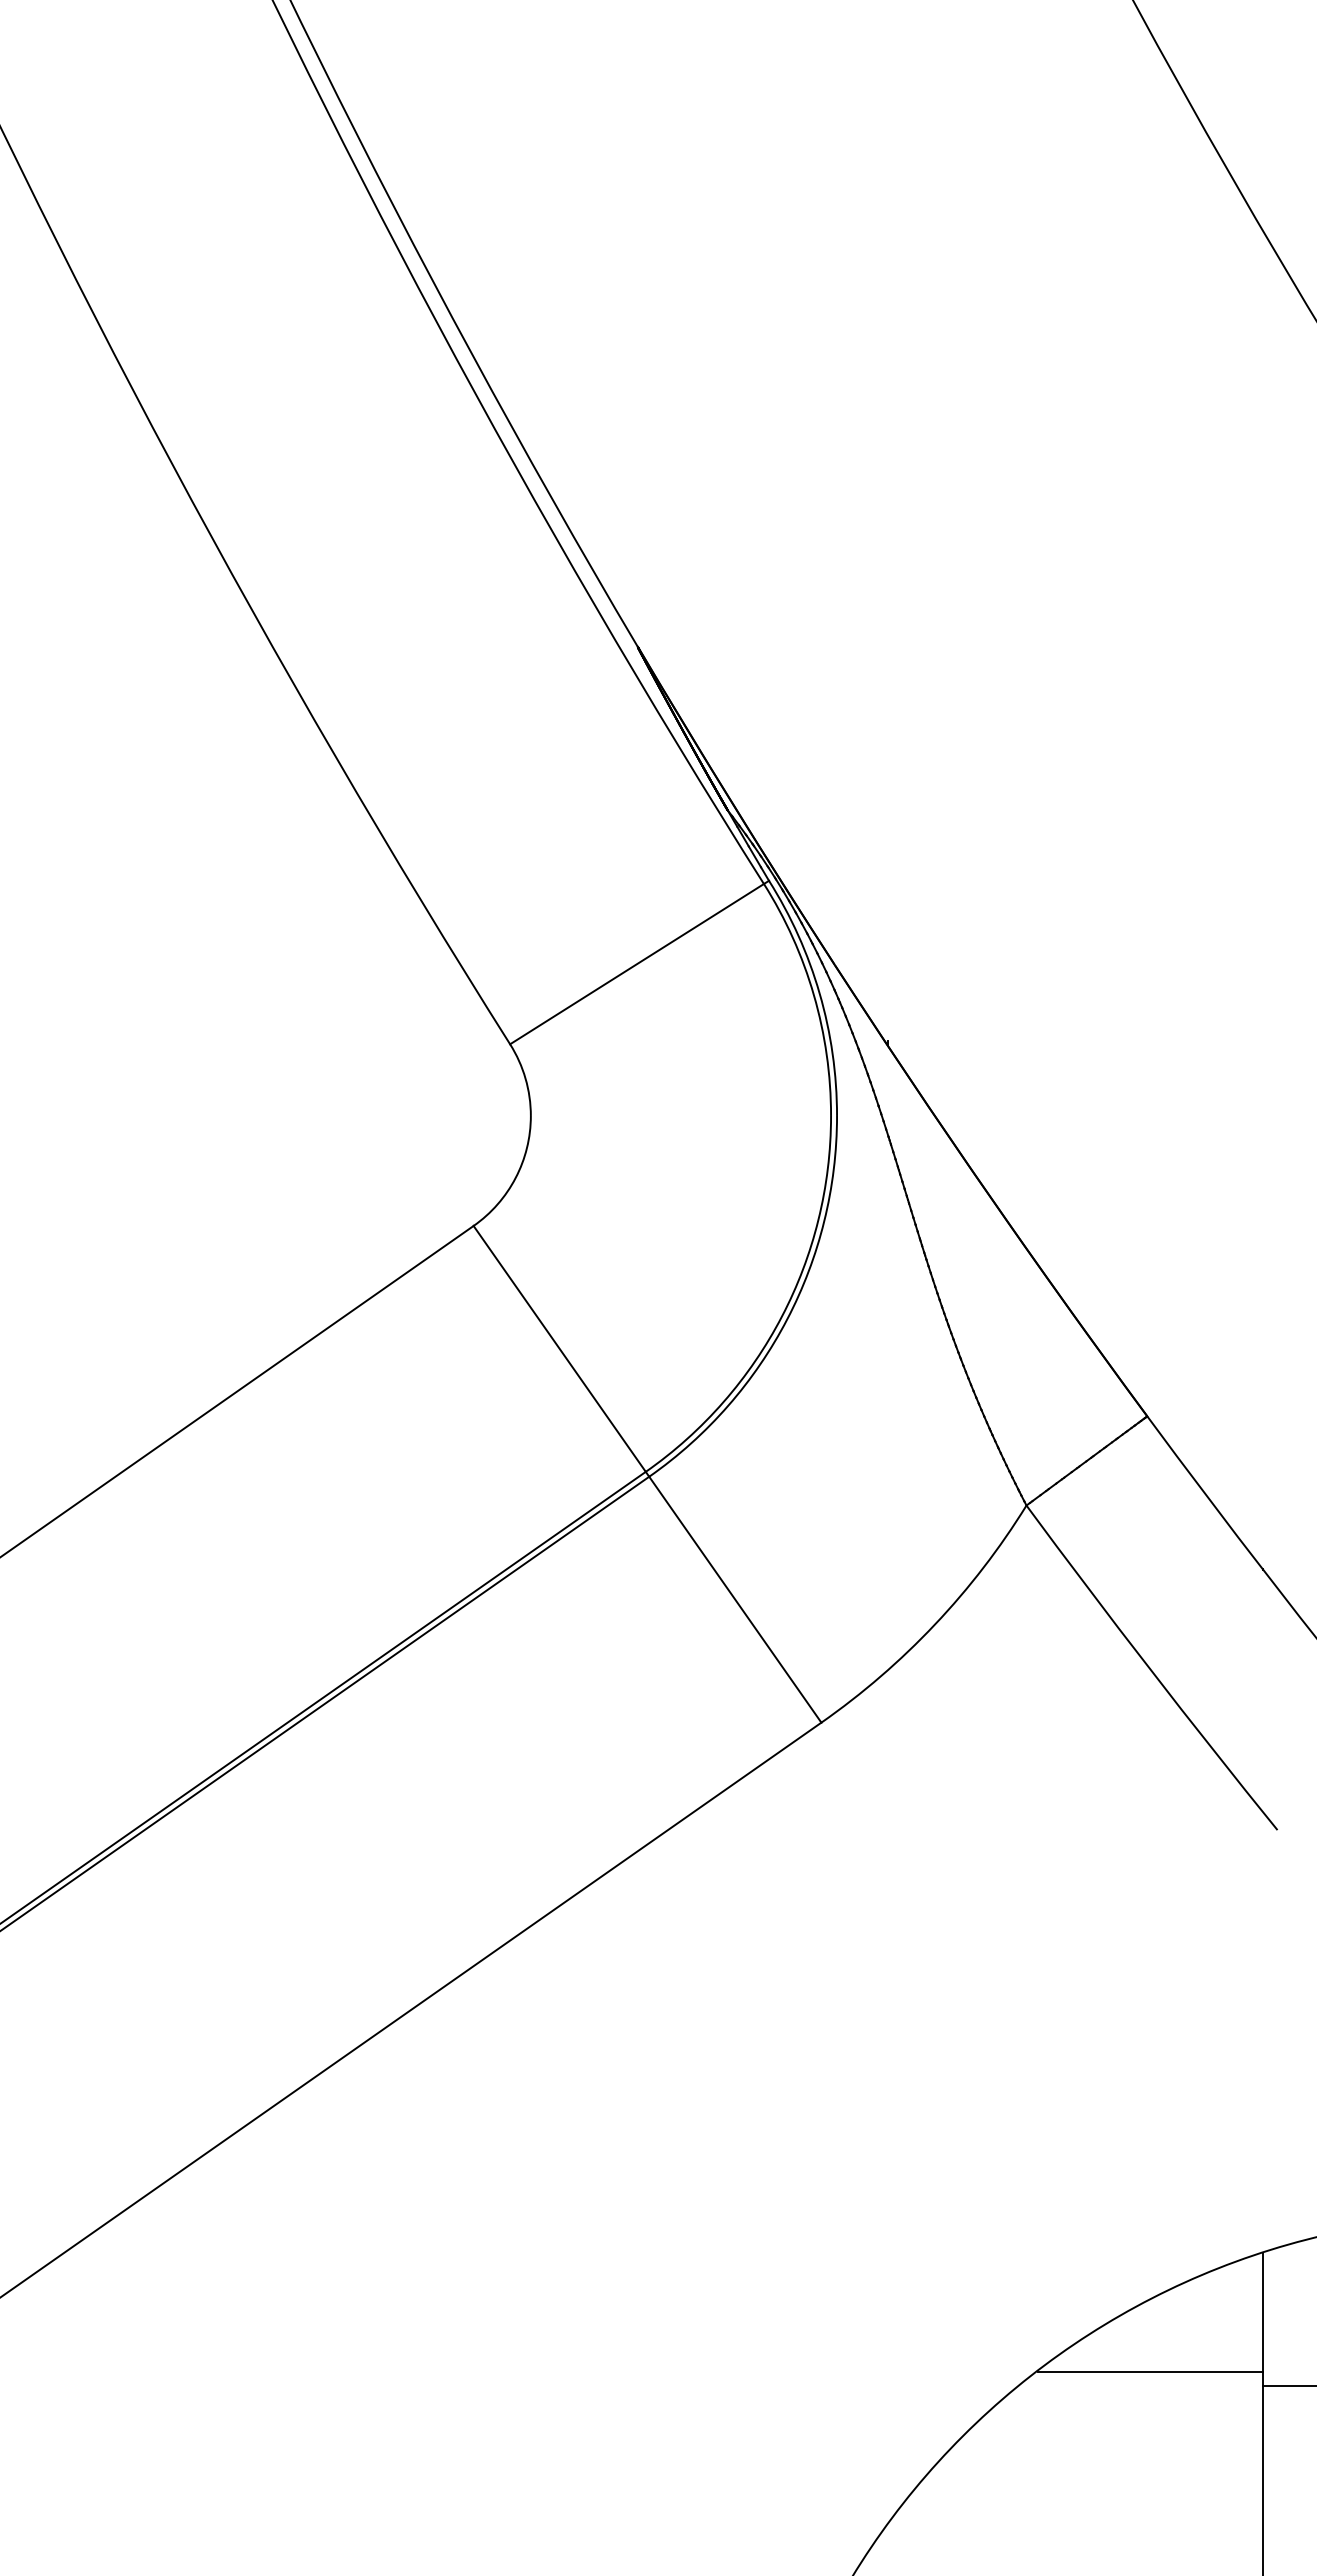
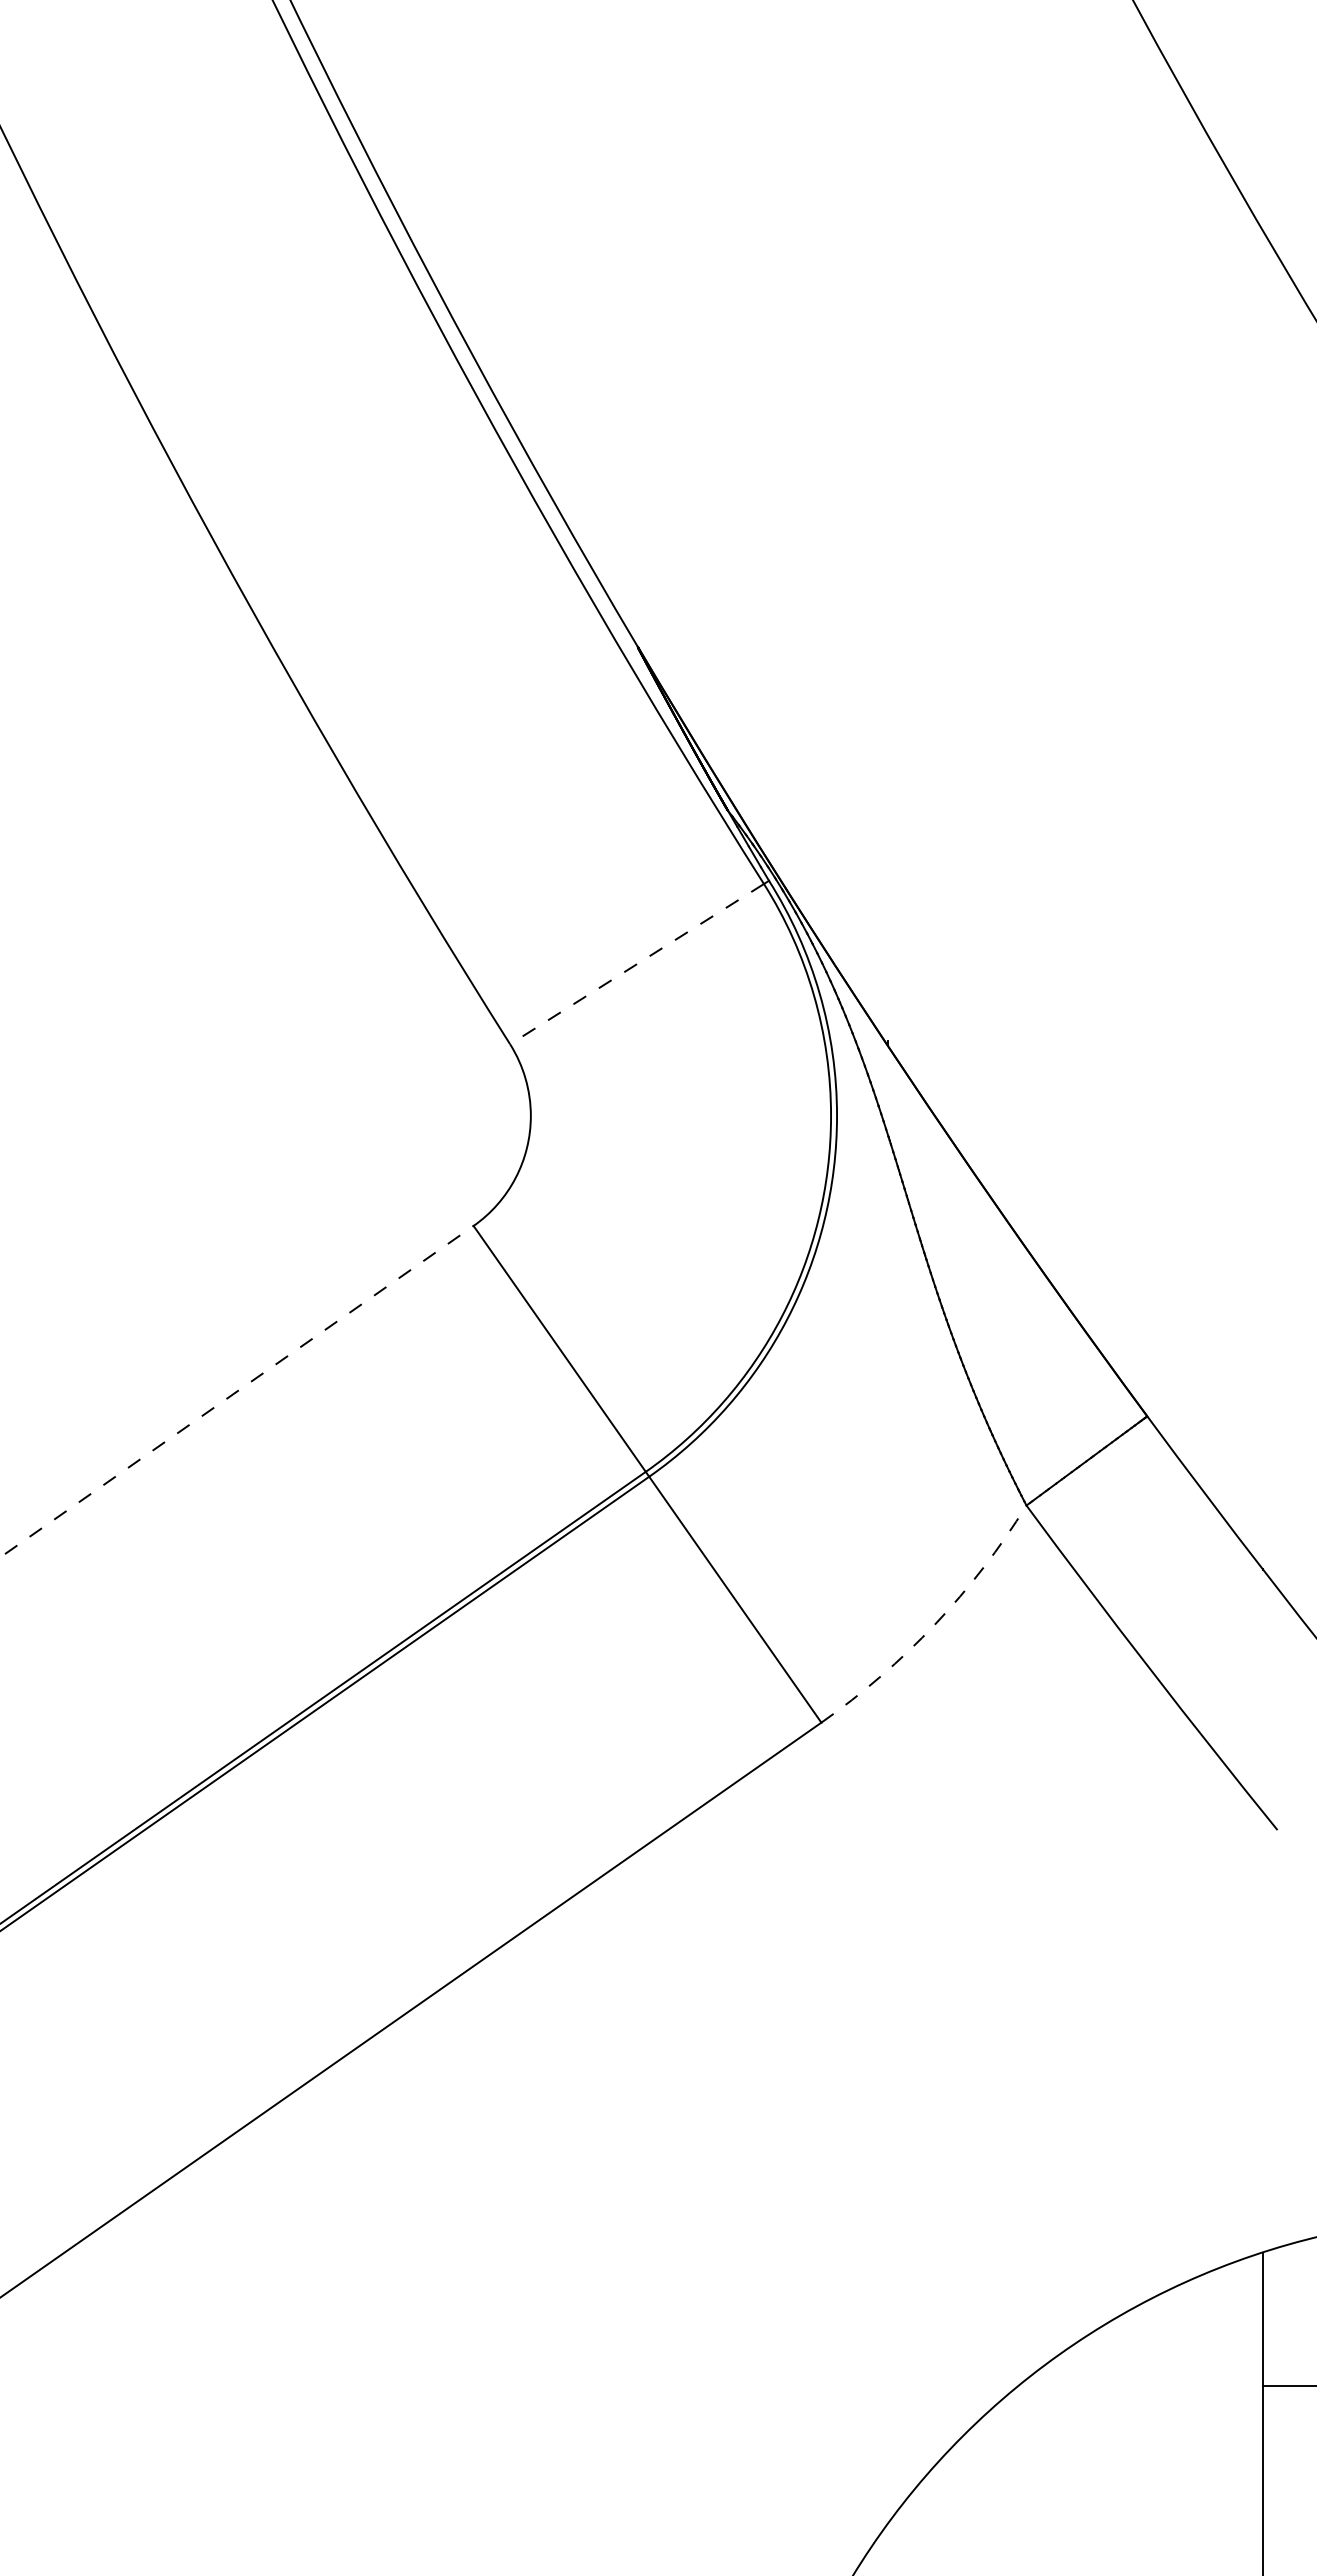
line: solid -> dashed (636, 964)
line: solid -> dashed (237, 1391)
arc: solid -> dashed (935, 1624)
line: present -> none (1150, 2372)
